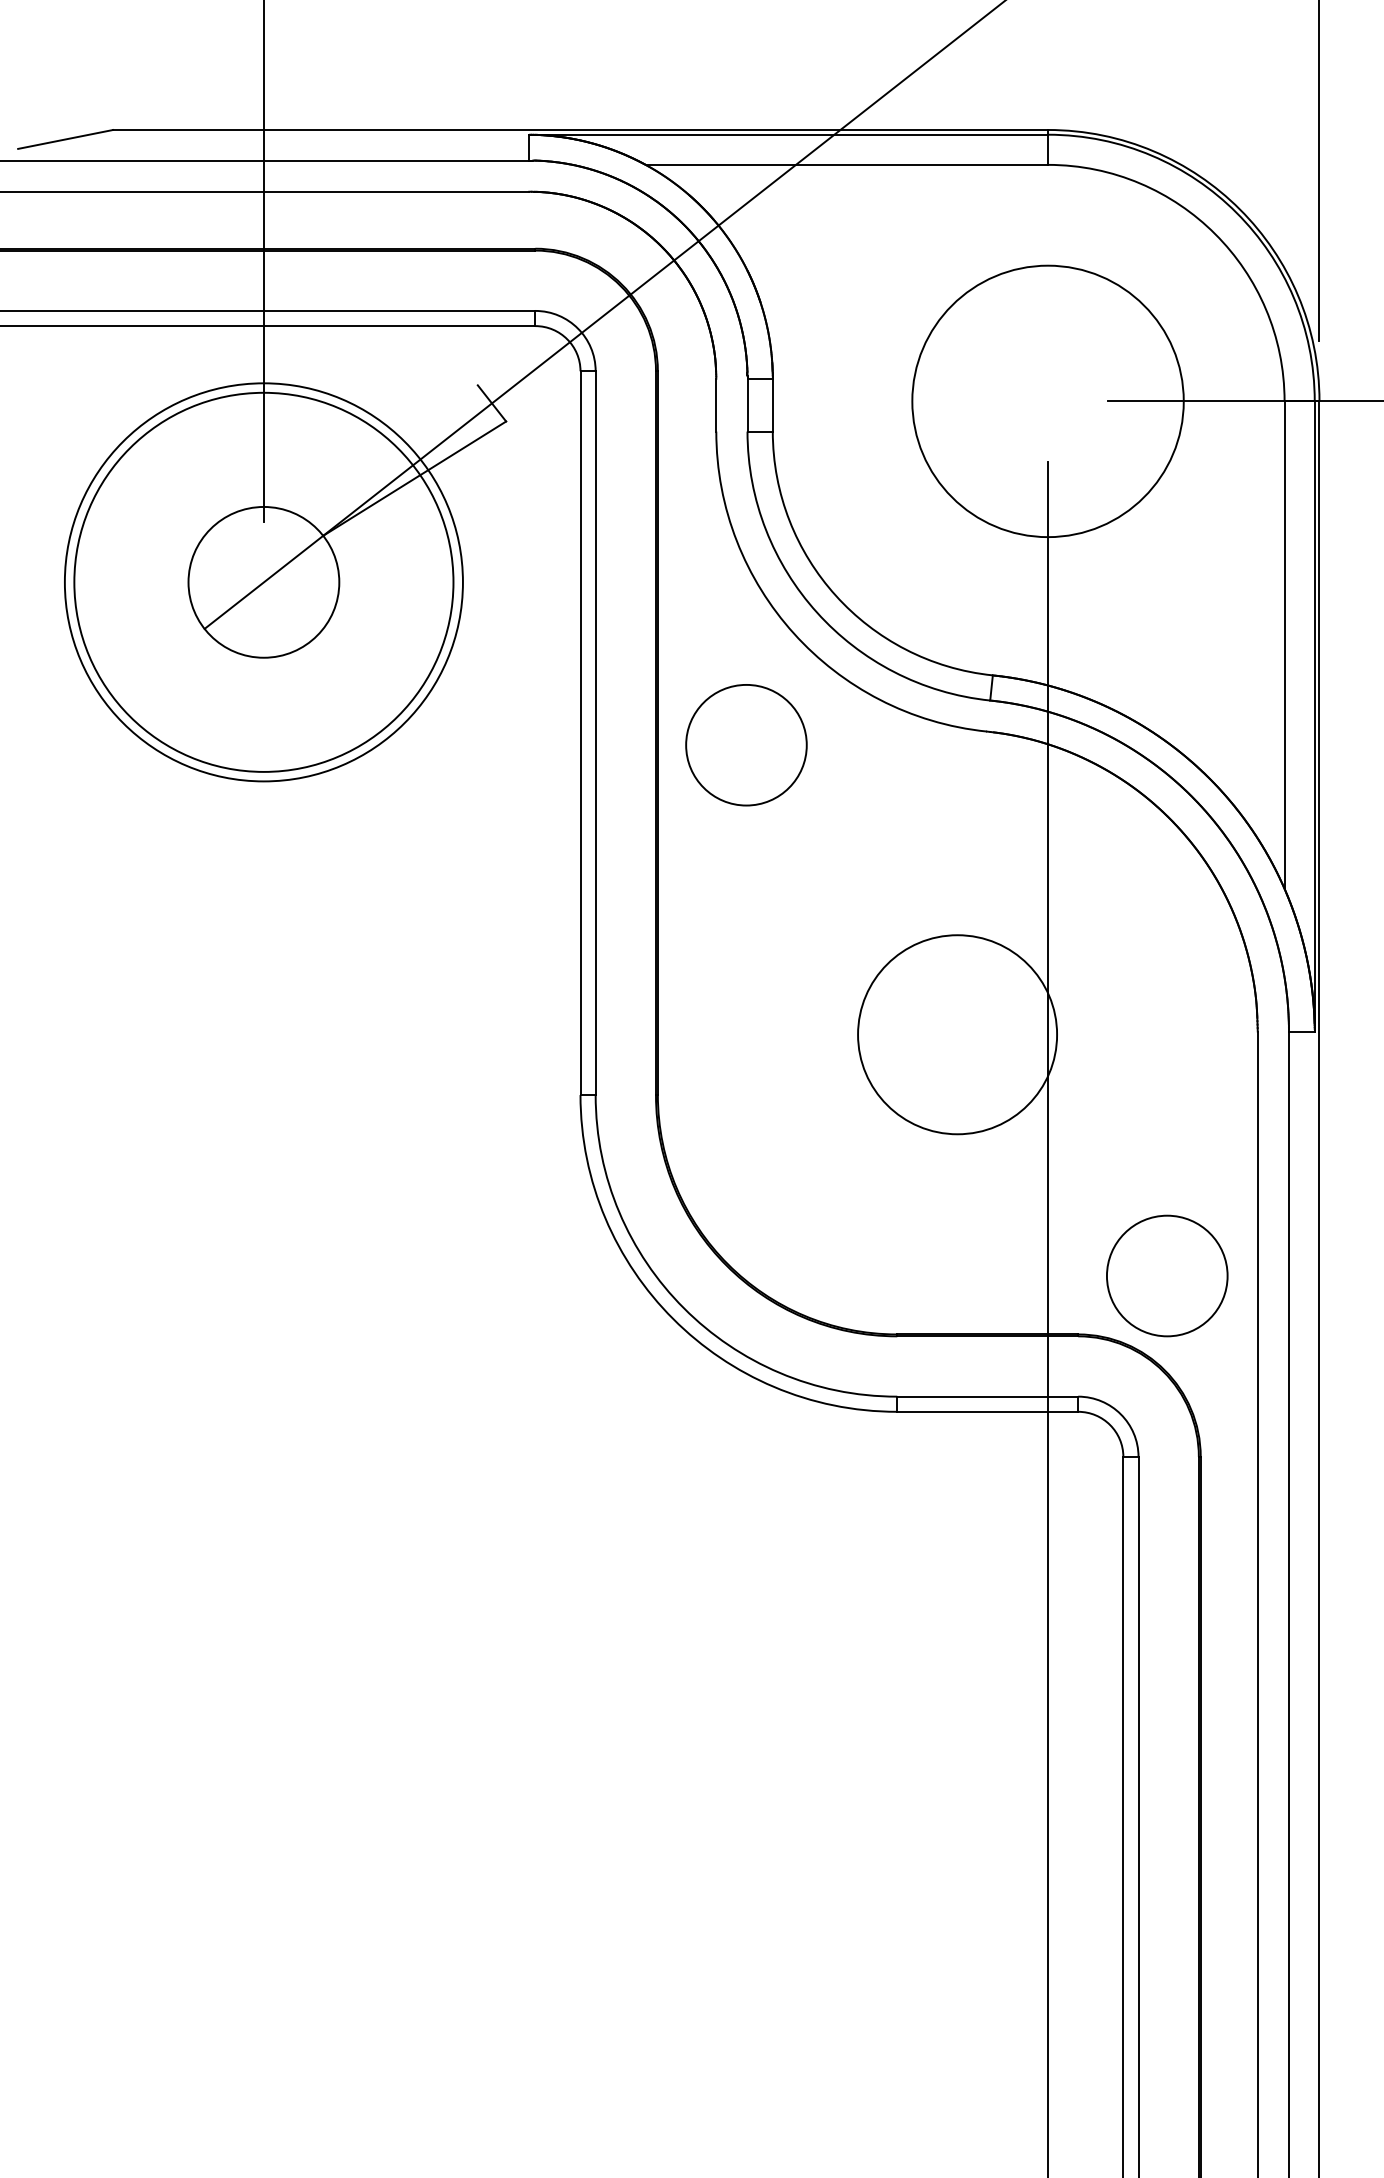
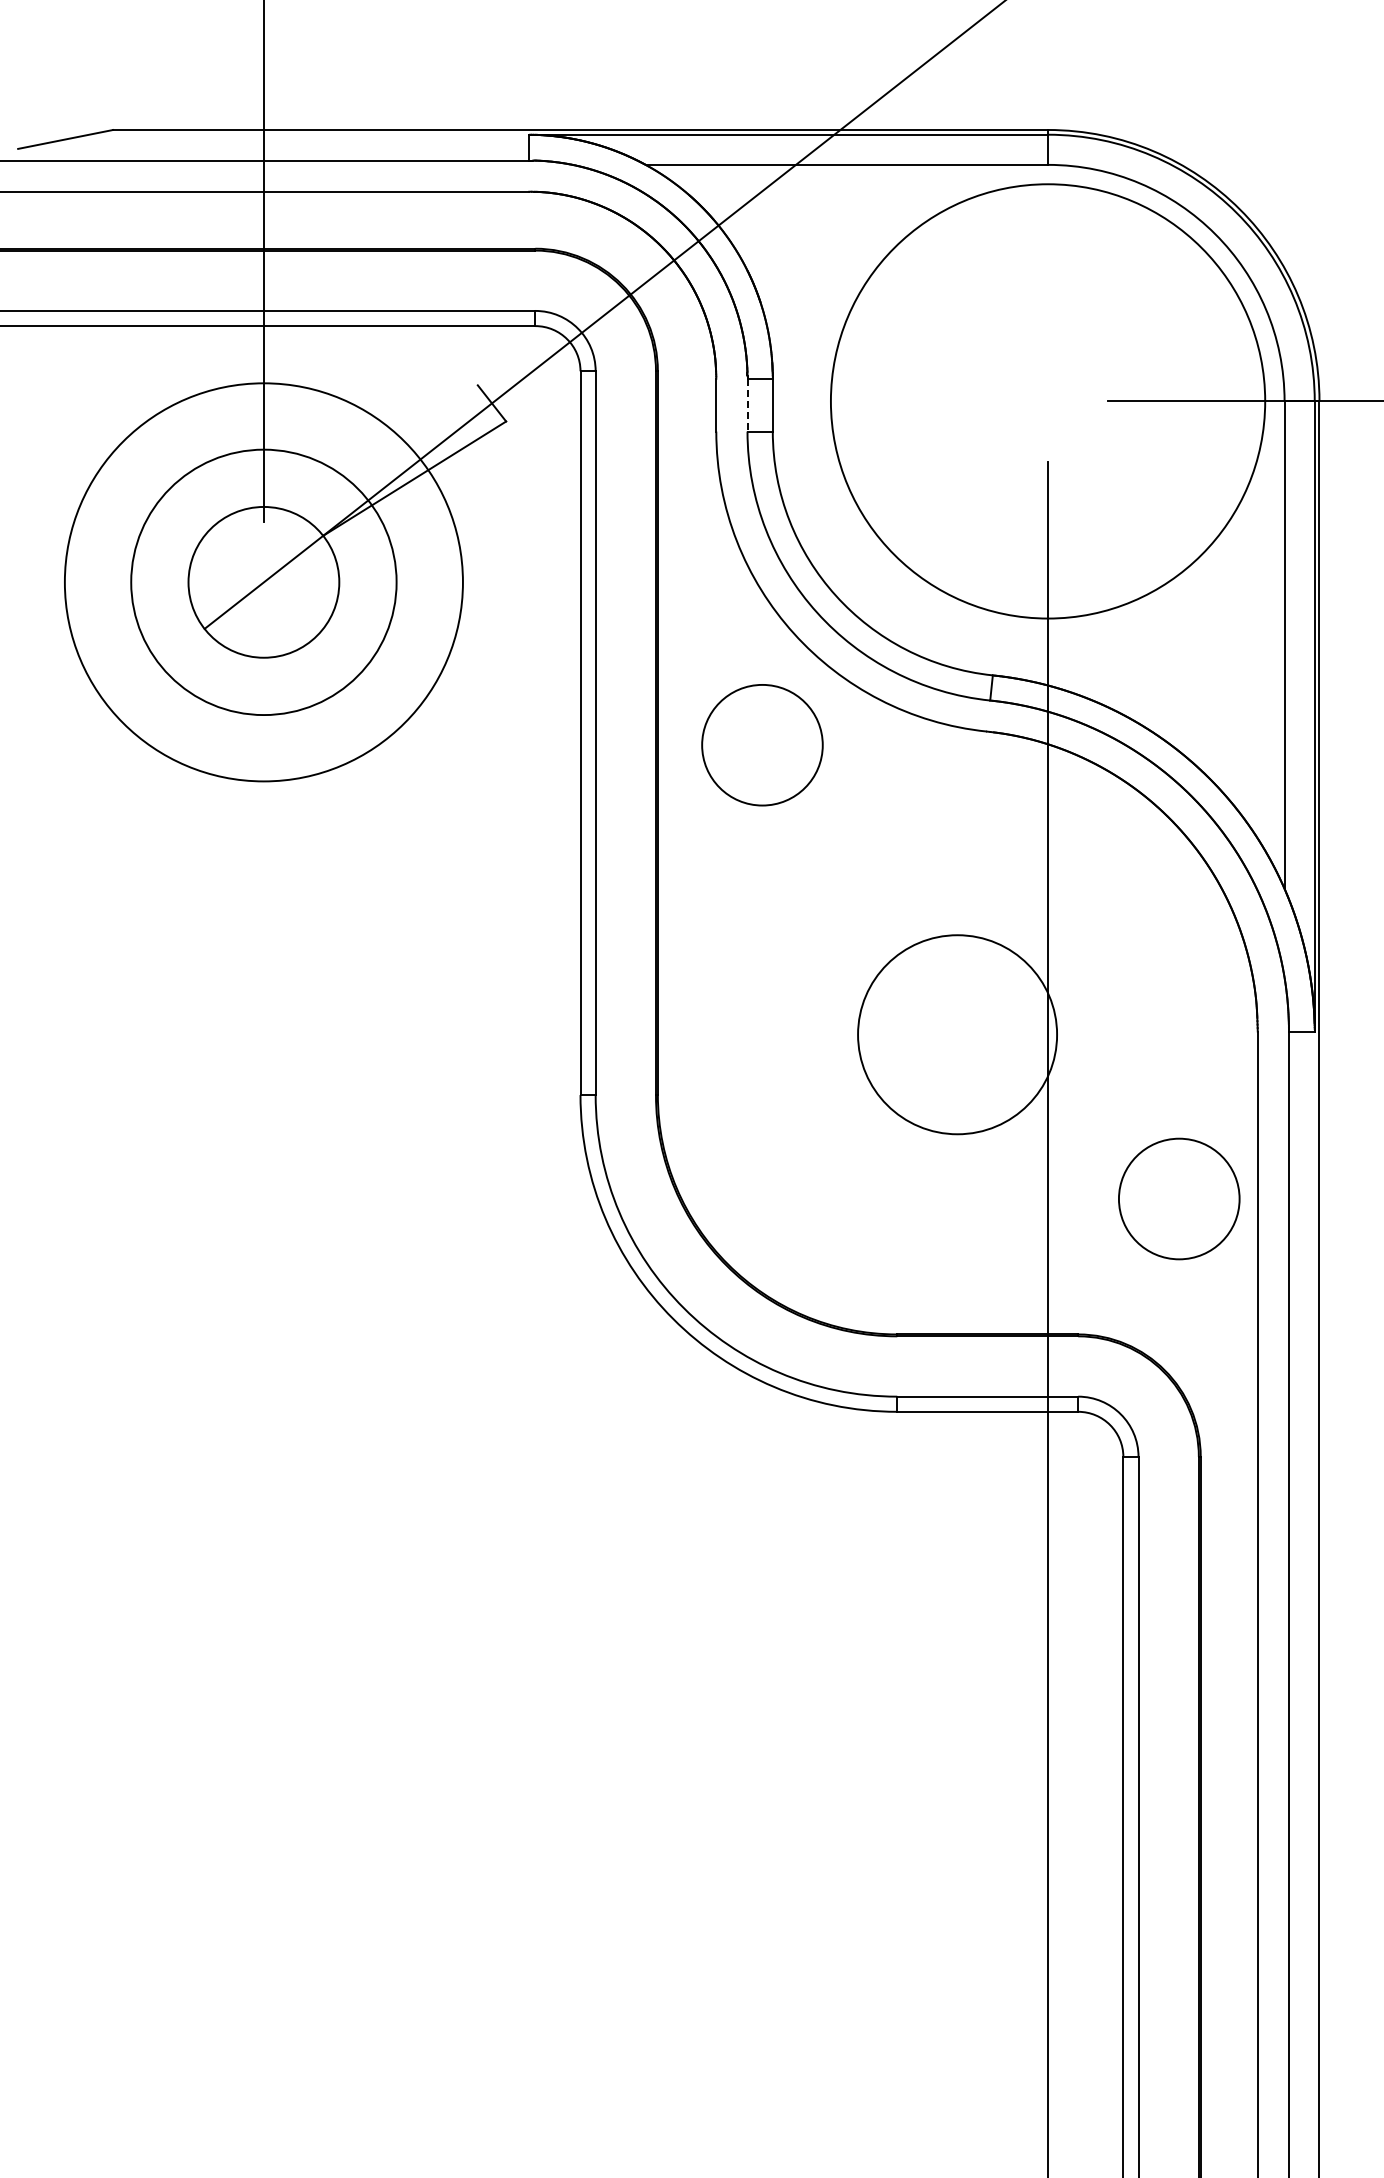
line: present -> none (1319, 171)
circle diameter: 271 px -> 434 px (1047, 401)
line: solid -> dashed (747, 405)
circle diameter: 379 px -> 265 px (263, 582)
circle position: (746, 745) -> (762, 745) (762, 745)
circle position: (1167, 1275) -> (1179, 1198) (1179, 1198)
